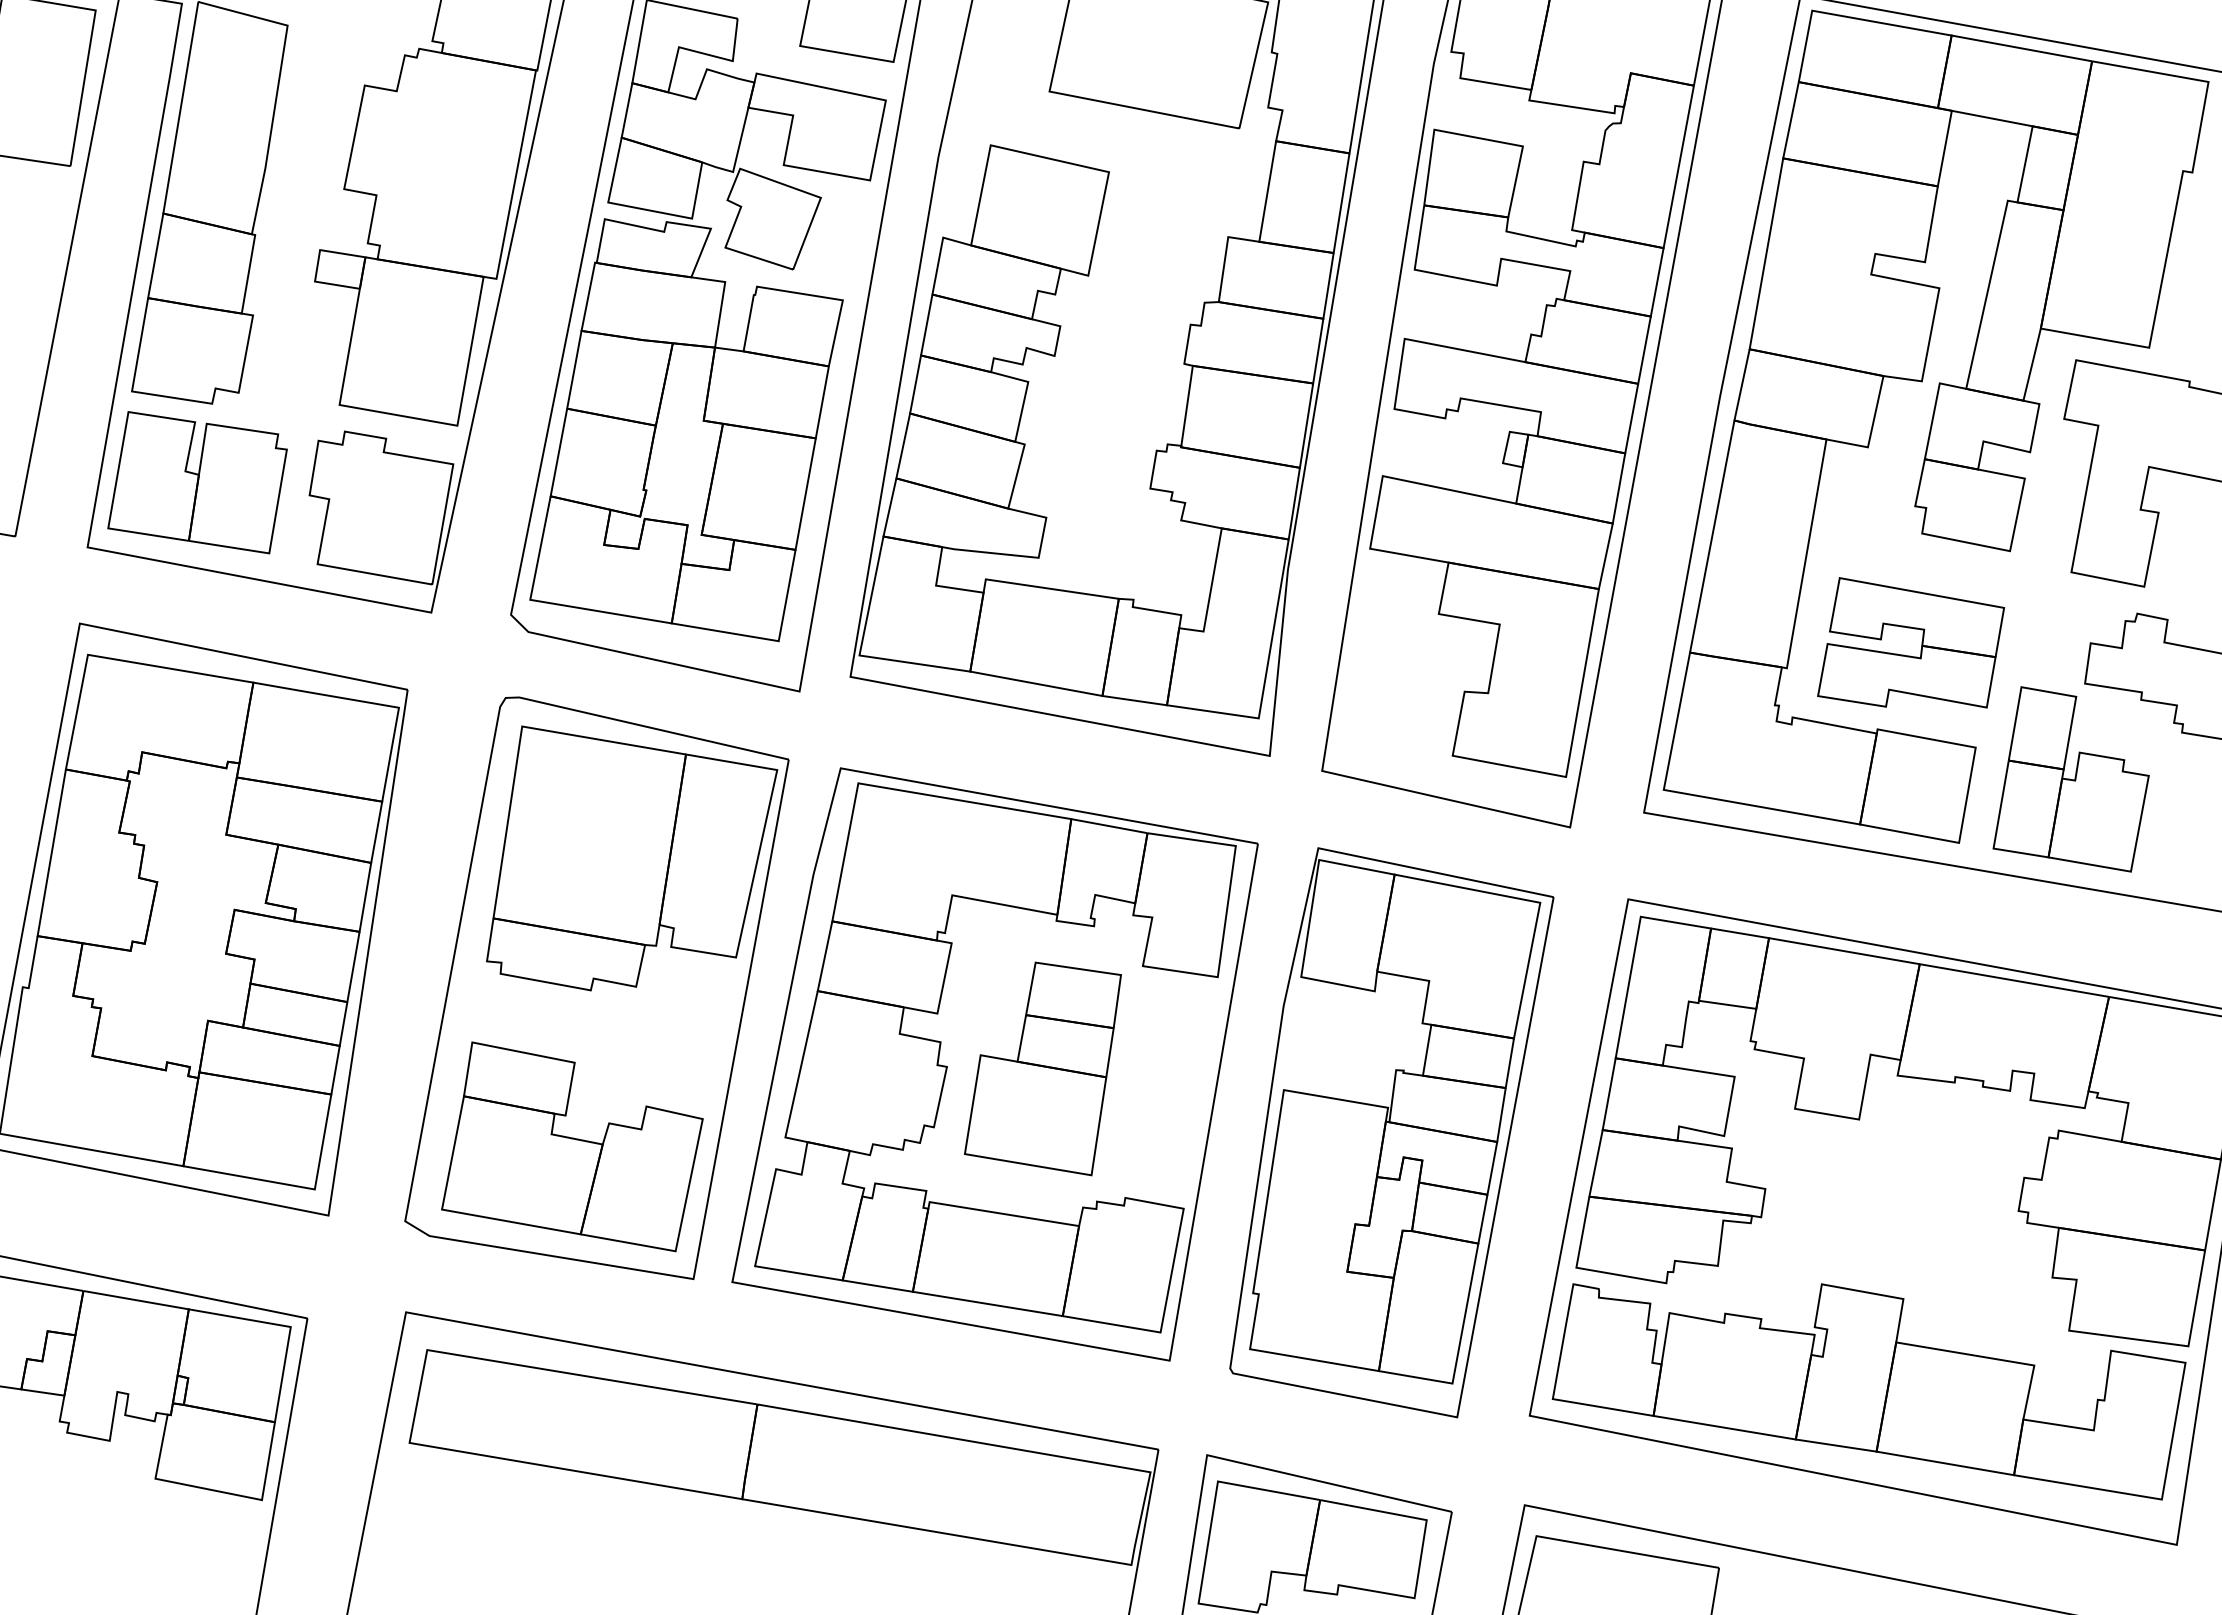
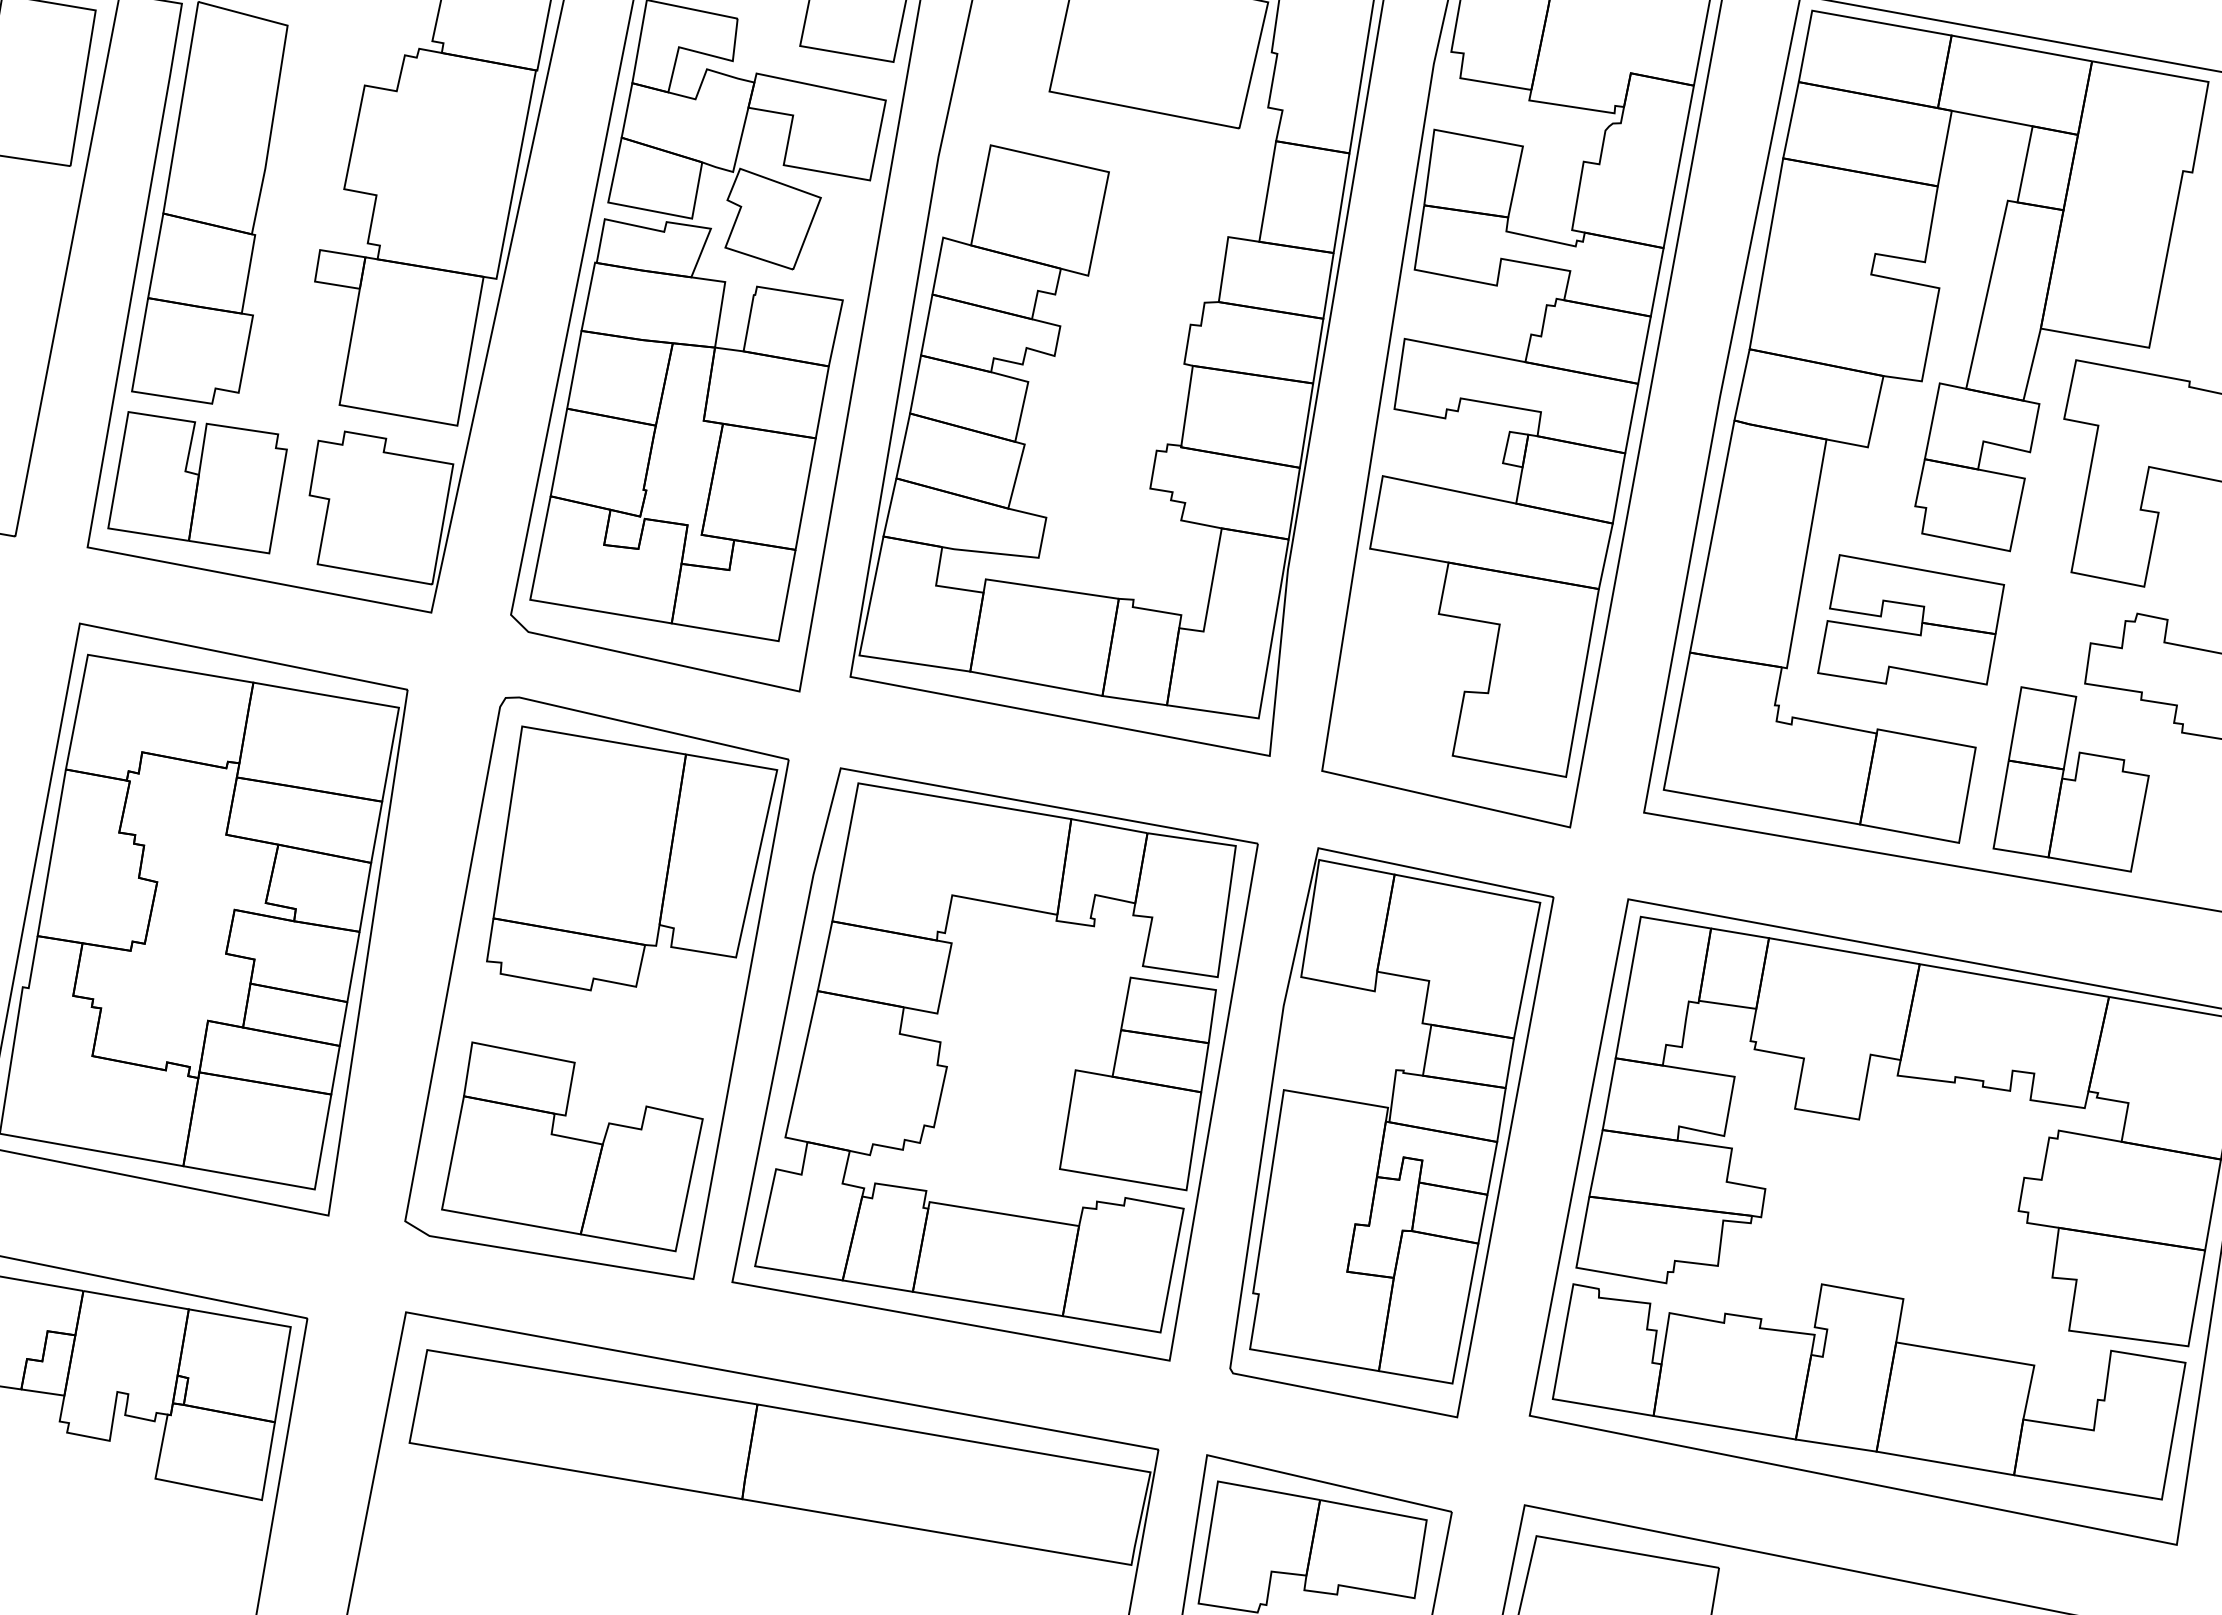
part position: (1921, 642) -> (1921, 619) (1921, 619)
part position: (1042, 1068) -> (1137, 1083) (1137, 1083)
